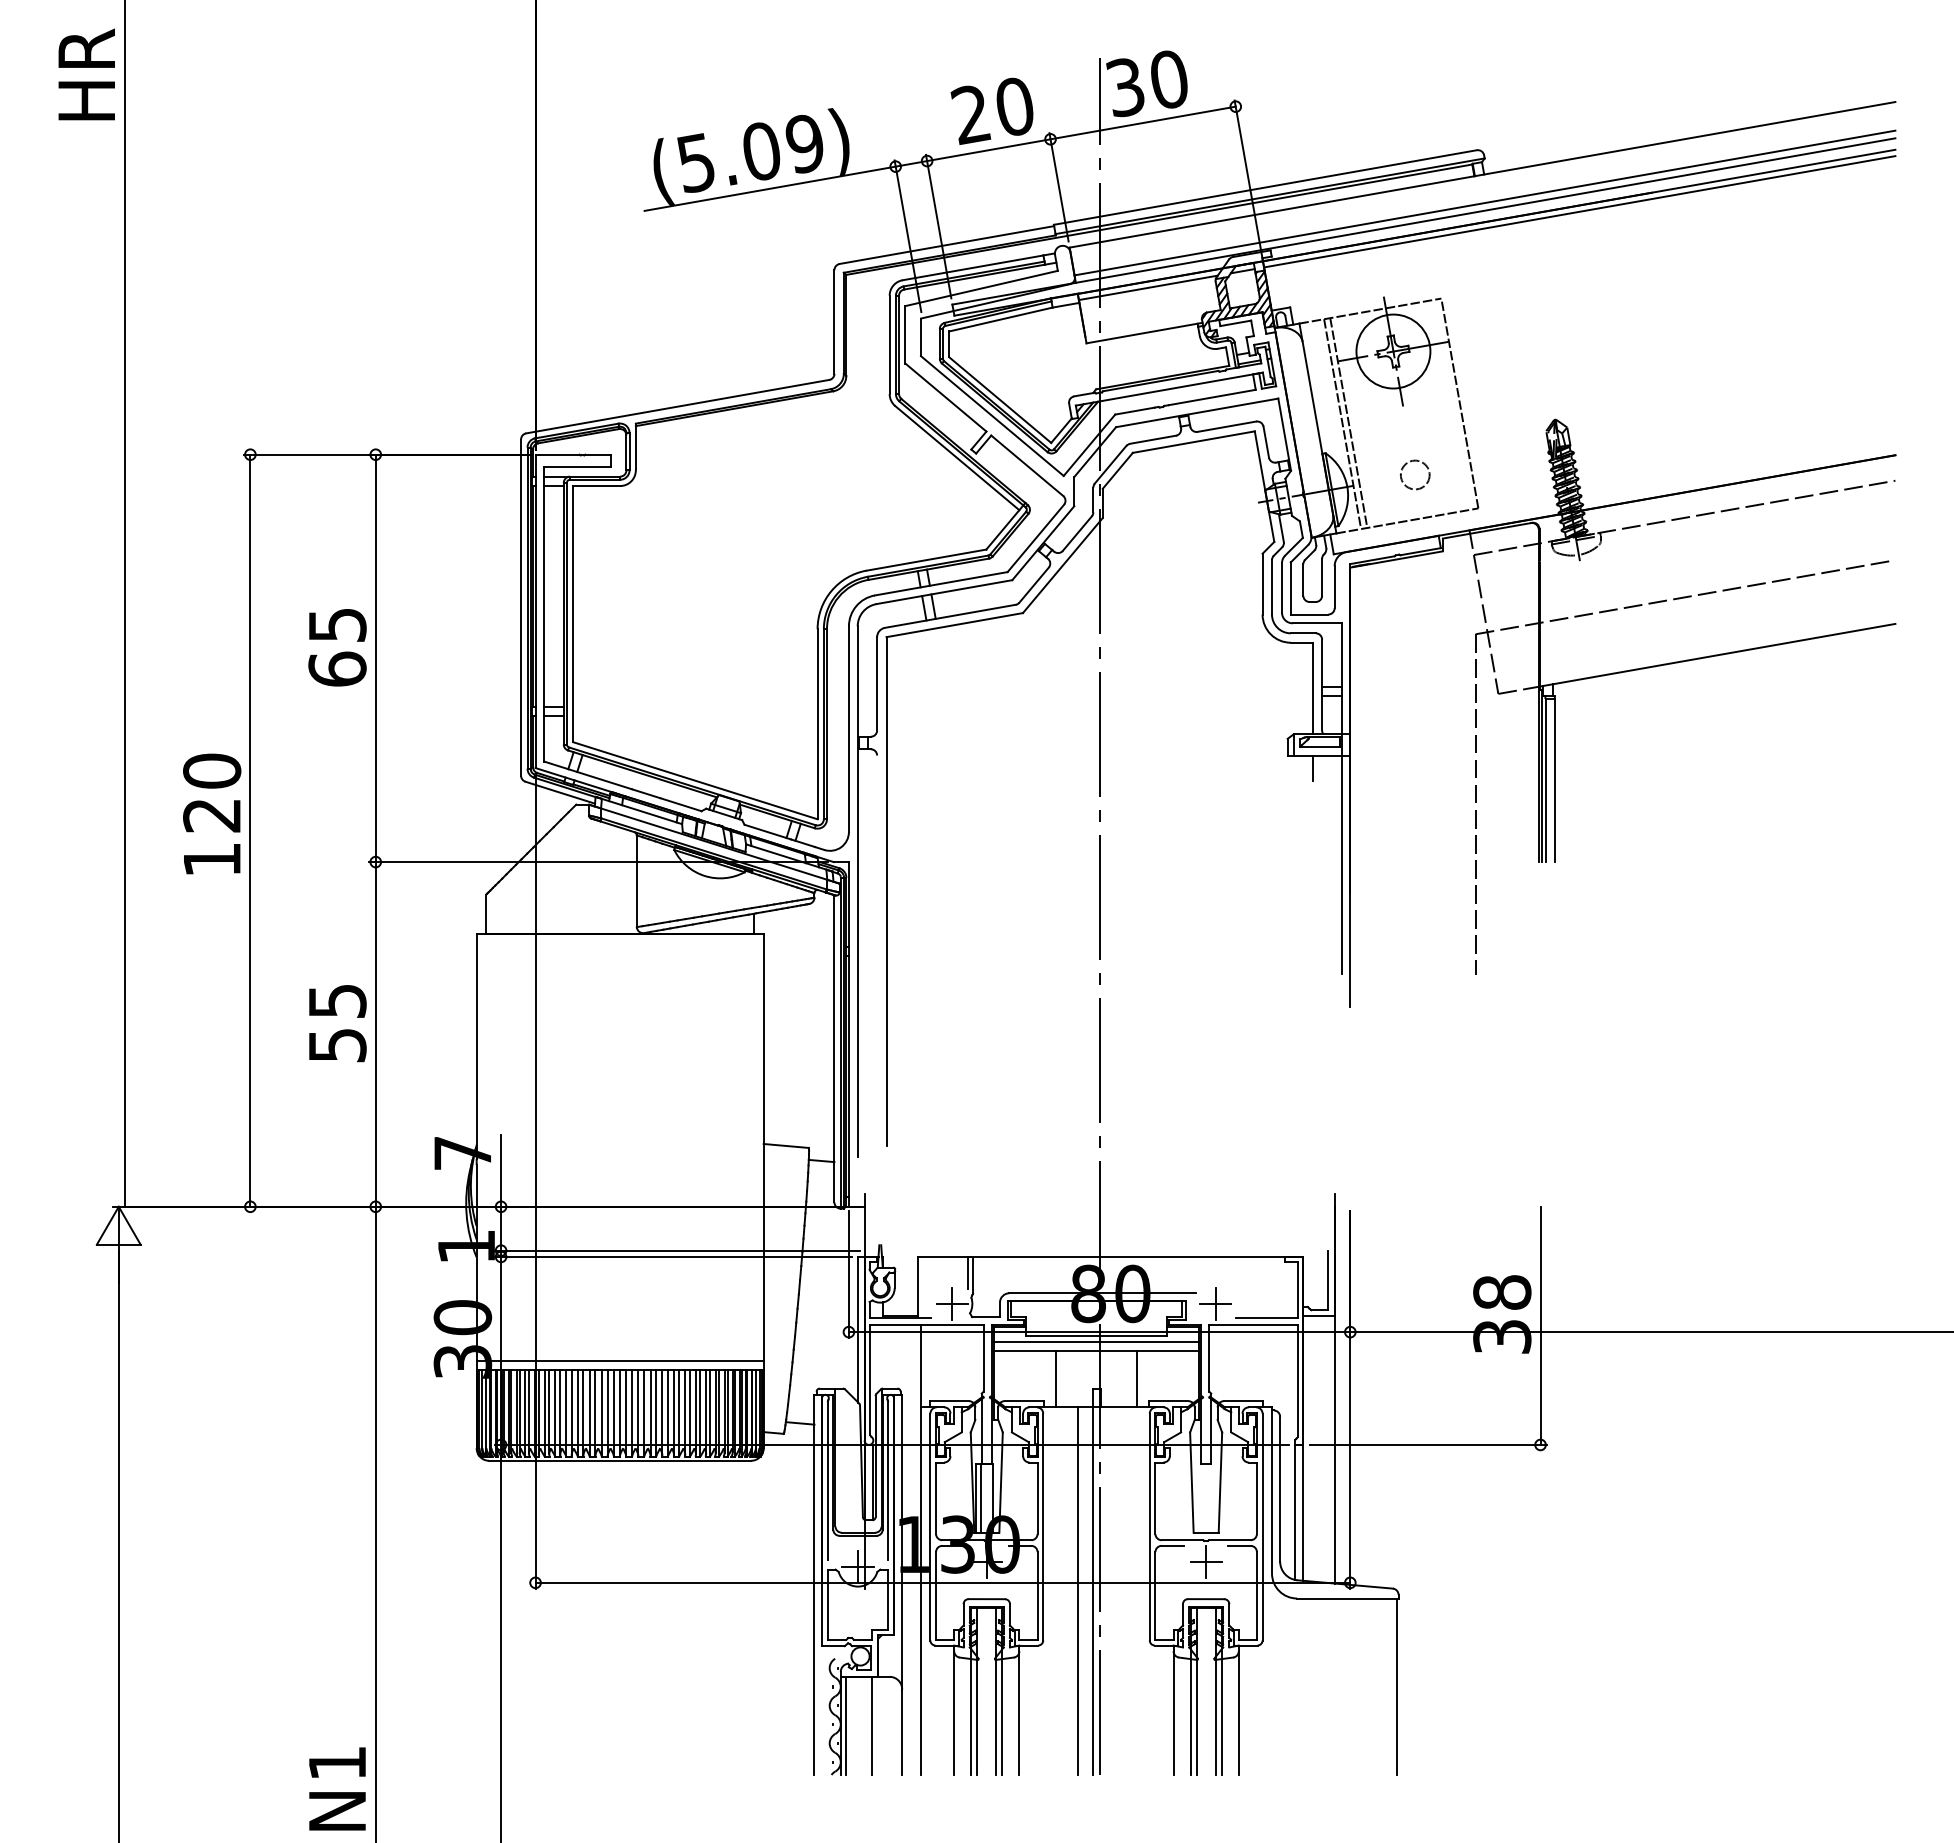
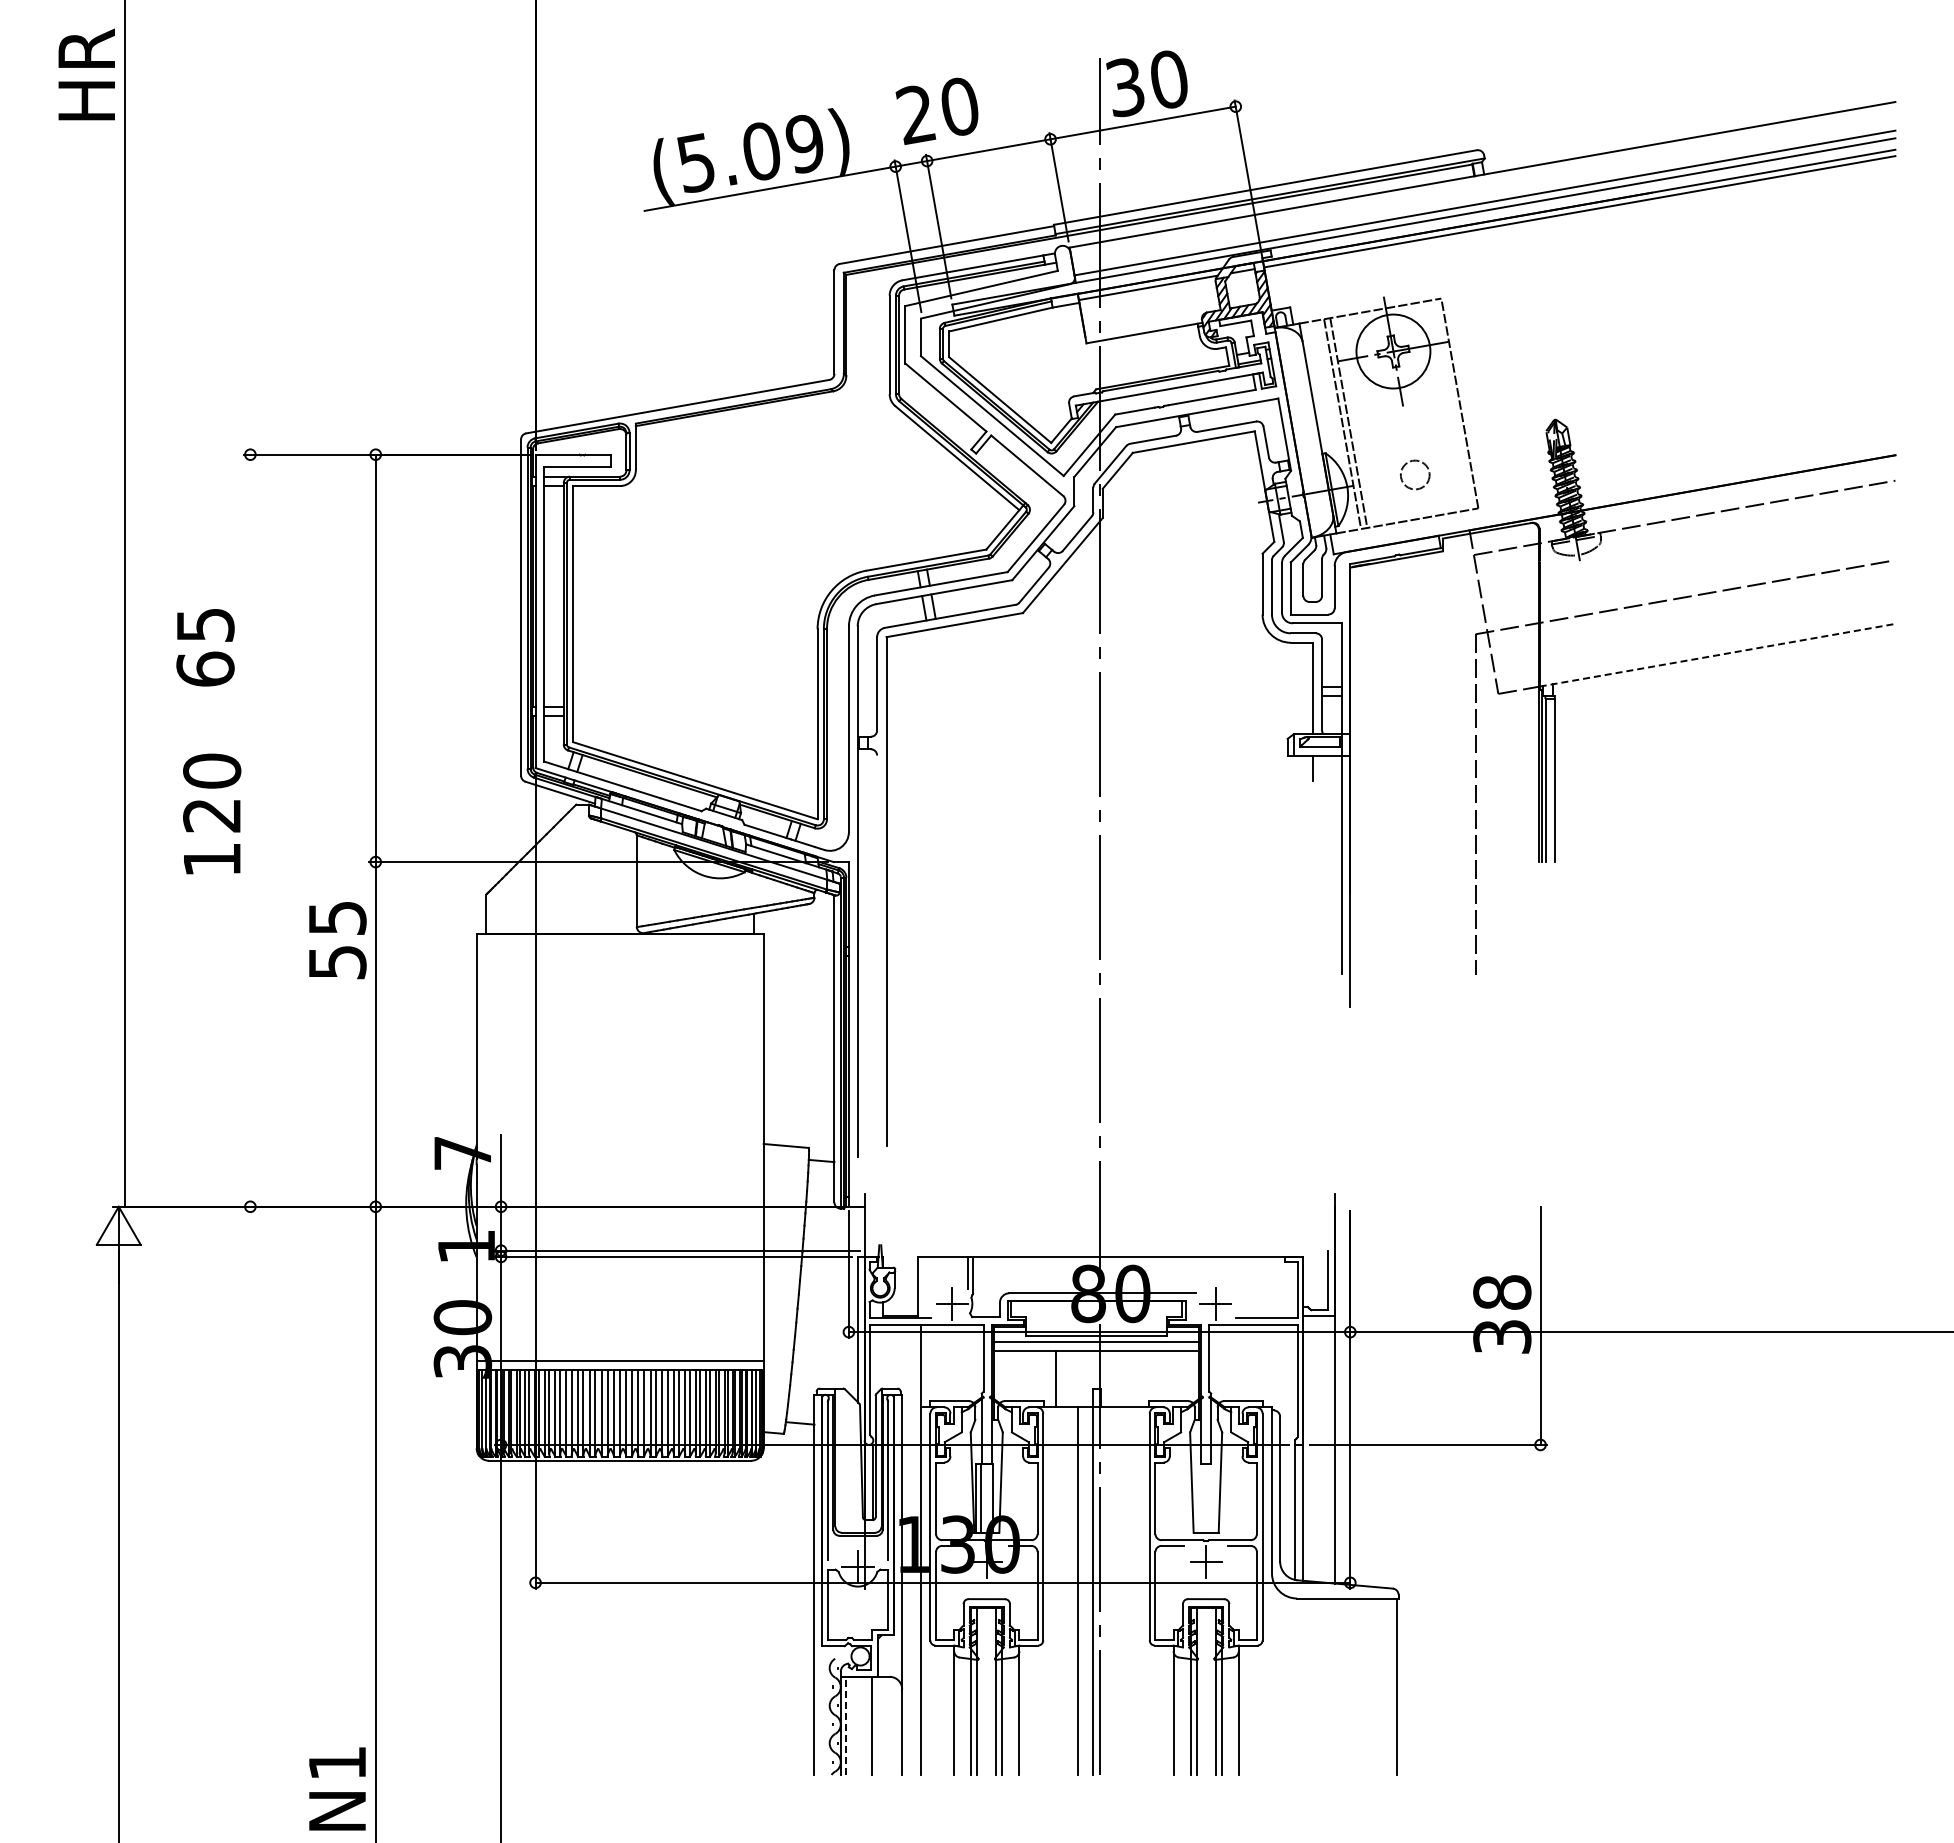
text position: (991, 110) -> (936, 110) (936, 110)
text position: (337, 647) -> (205, 647) (205, 647)
line: solid -> dashed (1717, 655)
line: present -> none (250, 830)
text position: (337, 1023) -> (337, 940) (337, 940)
line: present -> none (1136, 1378)
line: solid -> dashed (845, 1725)
